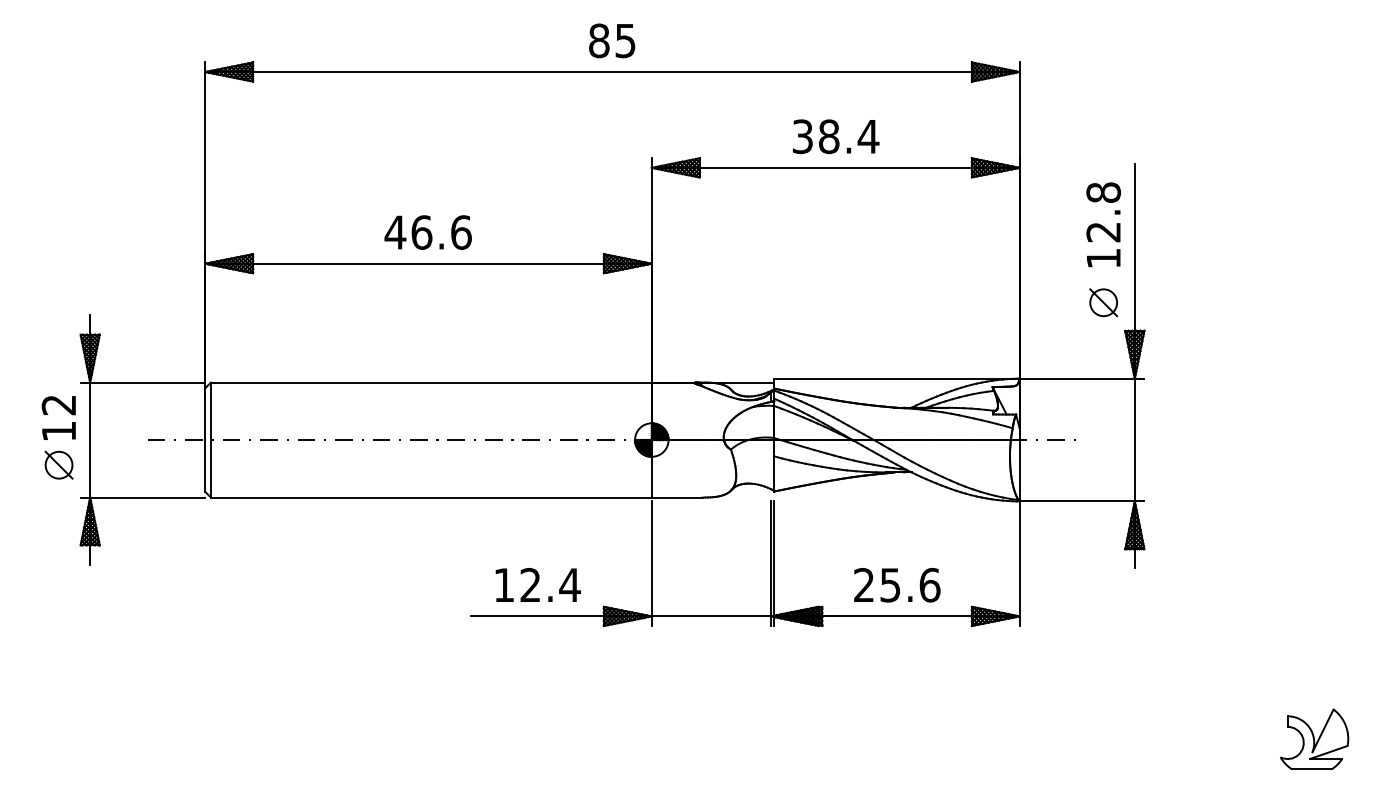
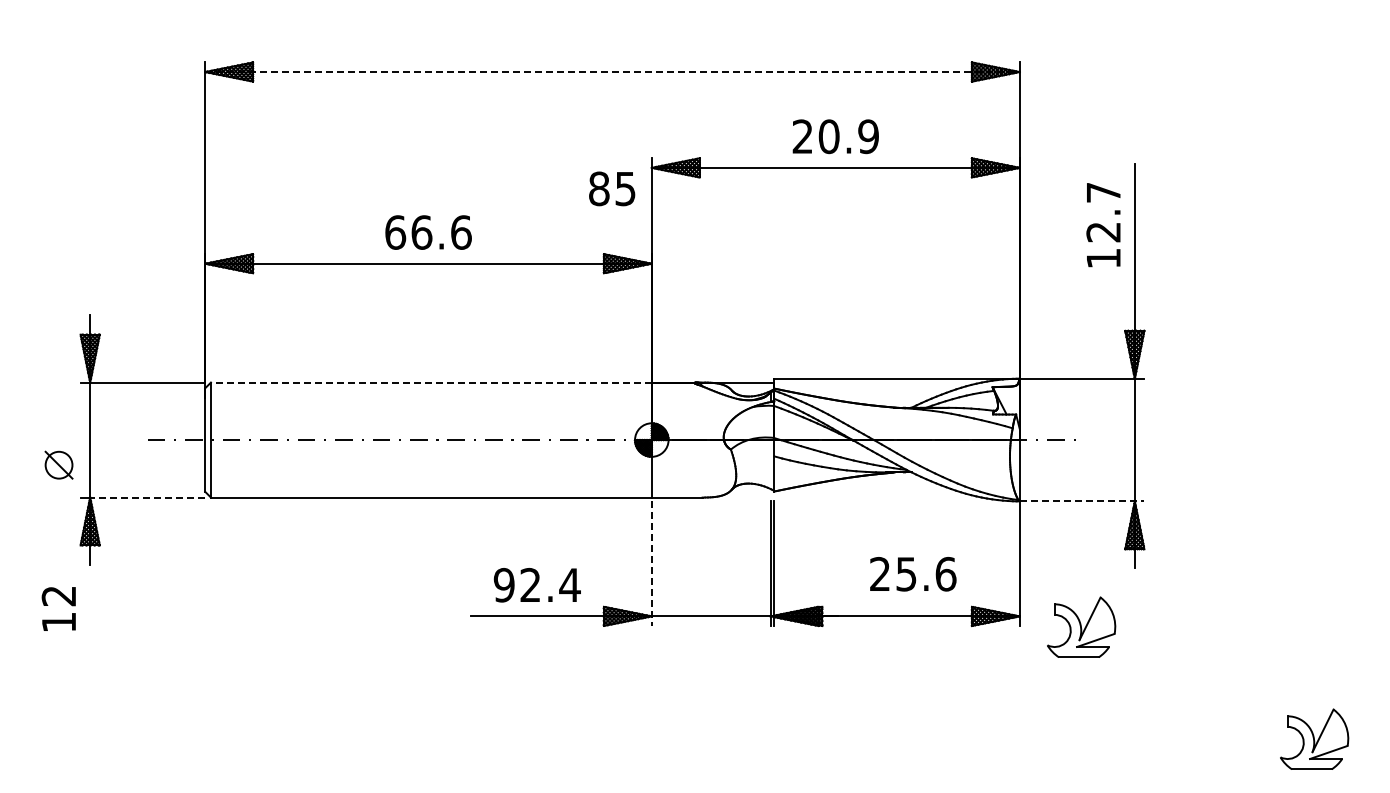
text position: (612, 40) -> (612, 188) (612, 188)
line: solid -> dashed (613, 72)
text: 38.4 -> 20.9 (835, 136)
text: 12.8 -> 12.7 (1103, 192)
text: 46.6 -> 66.6 (395, 232)
part: present -> none (1103, 302)
line: solid -> dashed (430, 382)
text position: (58, 417) -> (58, 608) (58, 608)
line: solid -> dashed (147, 497)
line: solid -> dashed (1082, 501)
line: solid -> dashed (651, 564)
text: 12.4 -> 92.4 (503, 584)
text position: (897, 585) -> (913, 574) (913, 574)
part: none -> present (1081, 626)
